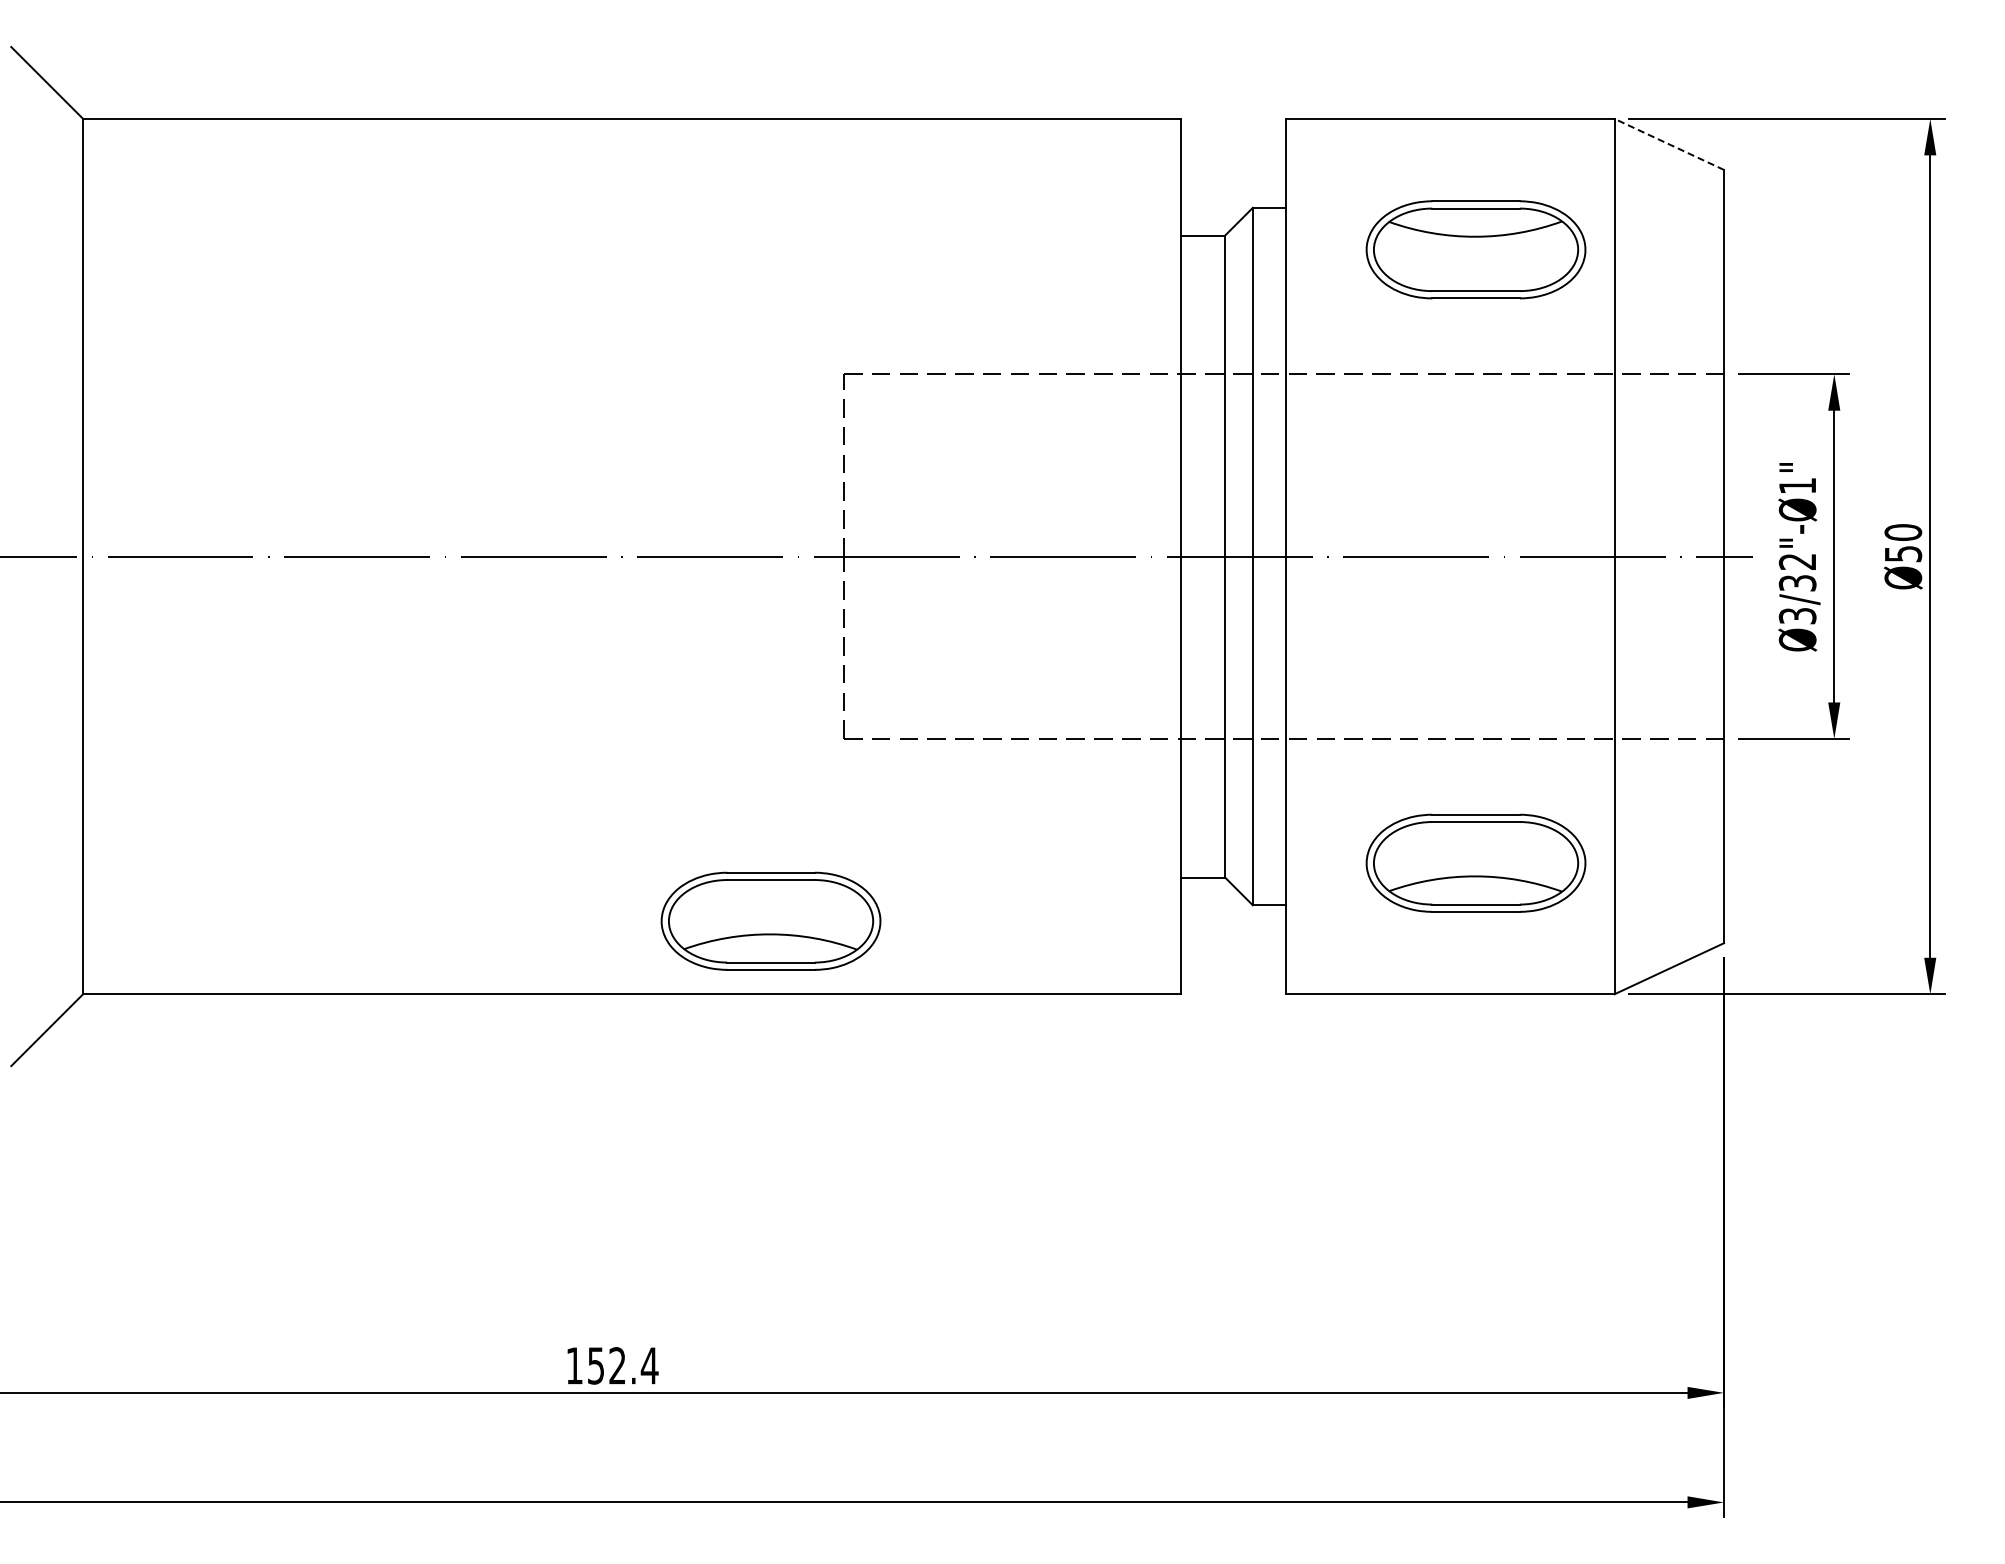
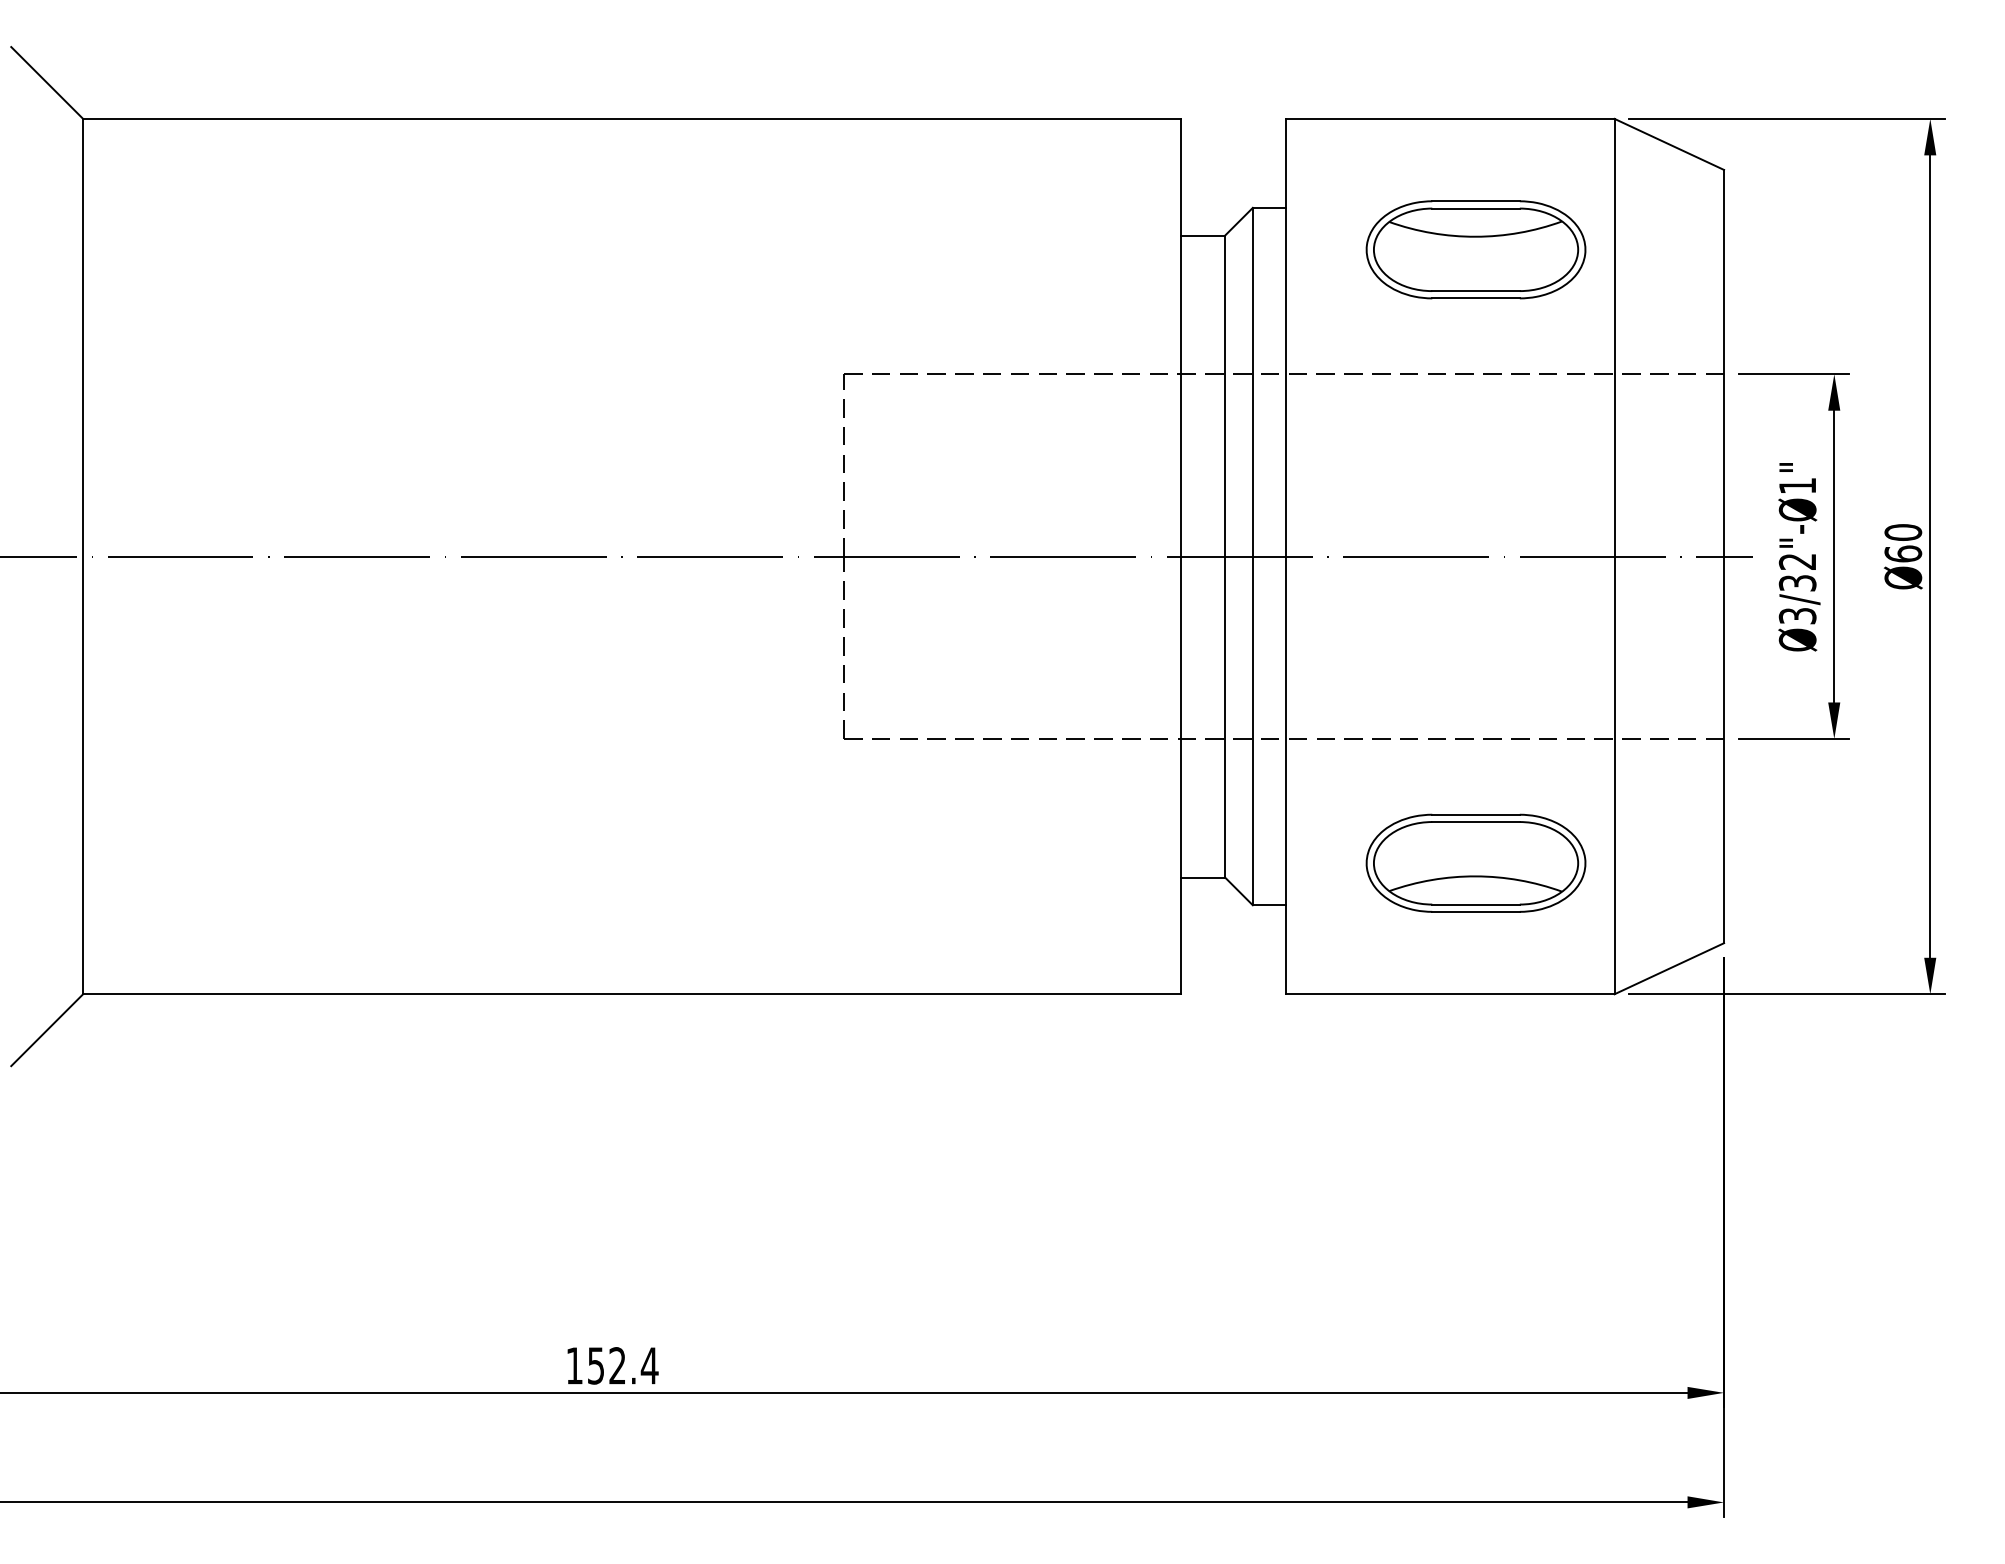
line: dashed -> solid (1668, 144)
text: Ø50 -> Ø60 (1903, 553)
part: present -> none (770, 920)
